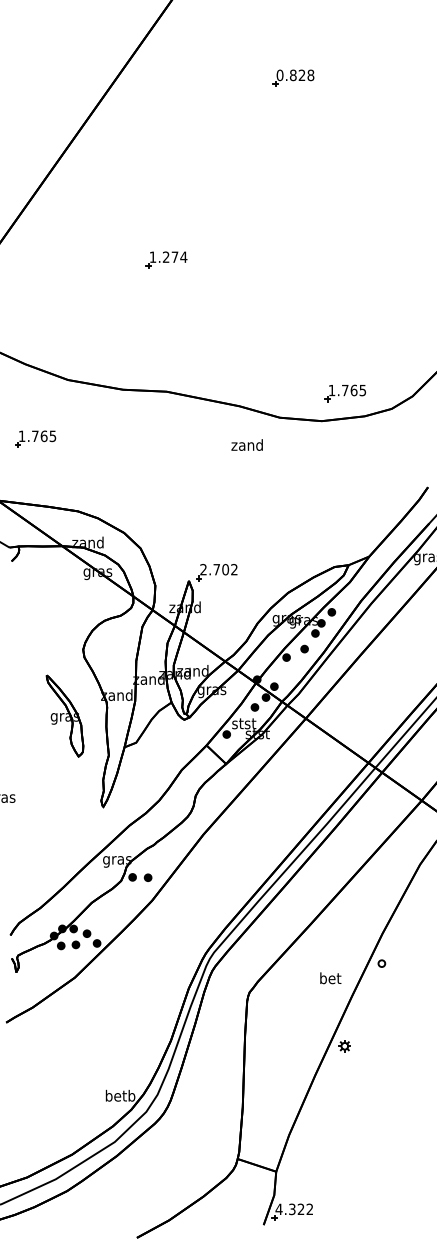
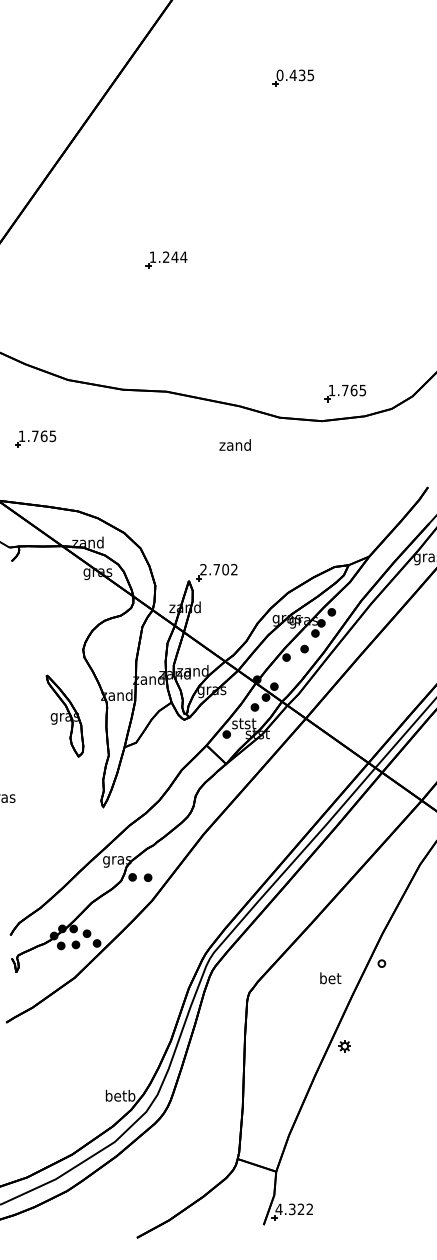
text: 0.828 -> 0.435 (301, 75)
text: 1.274 -> 1.244 (174, 256)
text position: (246, 444) -> (234, 444) (234, 444)
